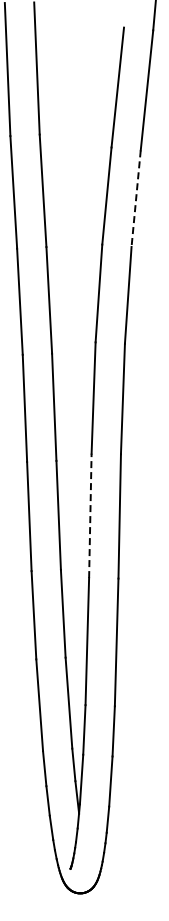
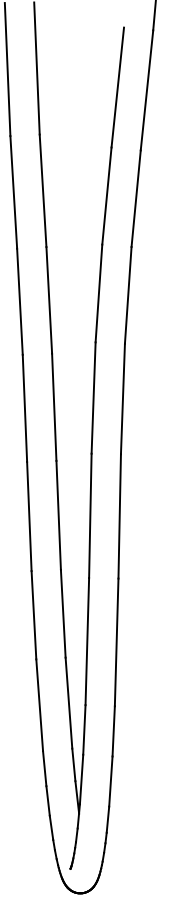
line: dashed -> solid (136, 198)
line: dashed -> solid (90, 515)
